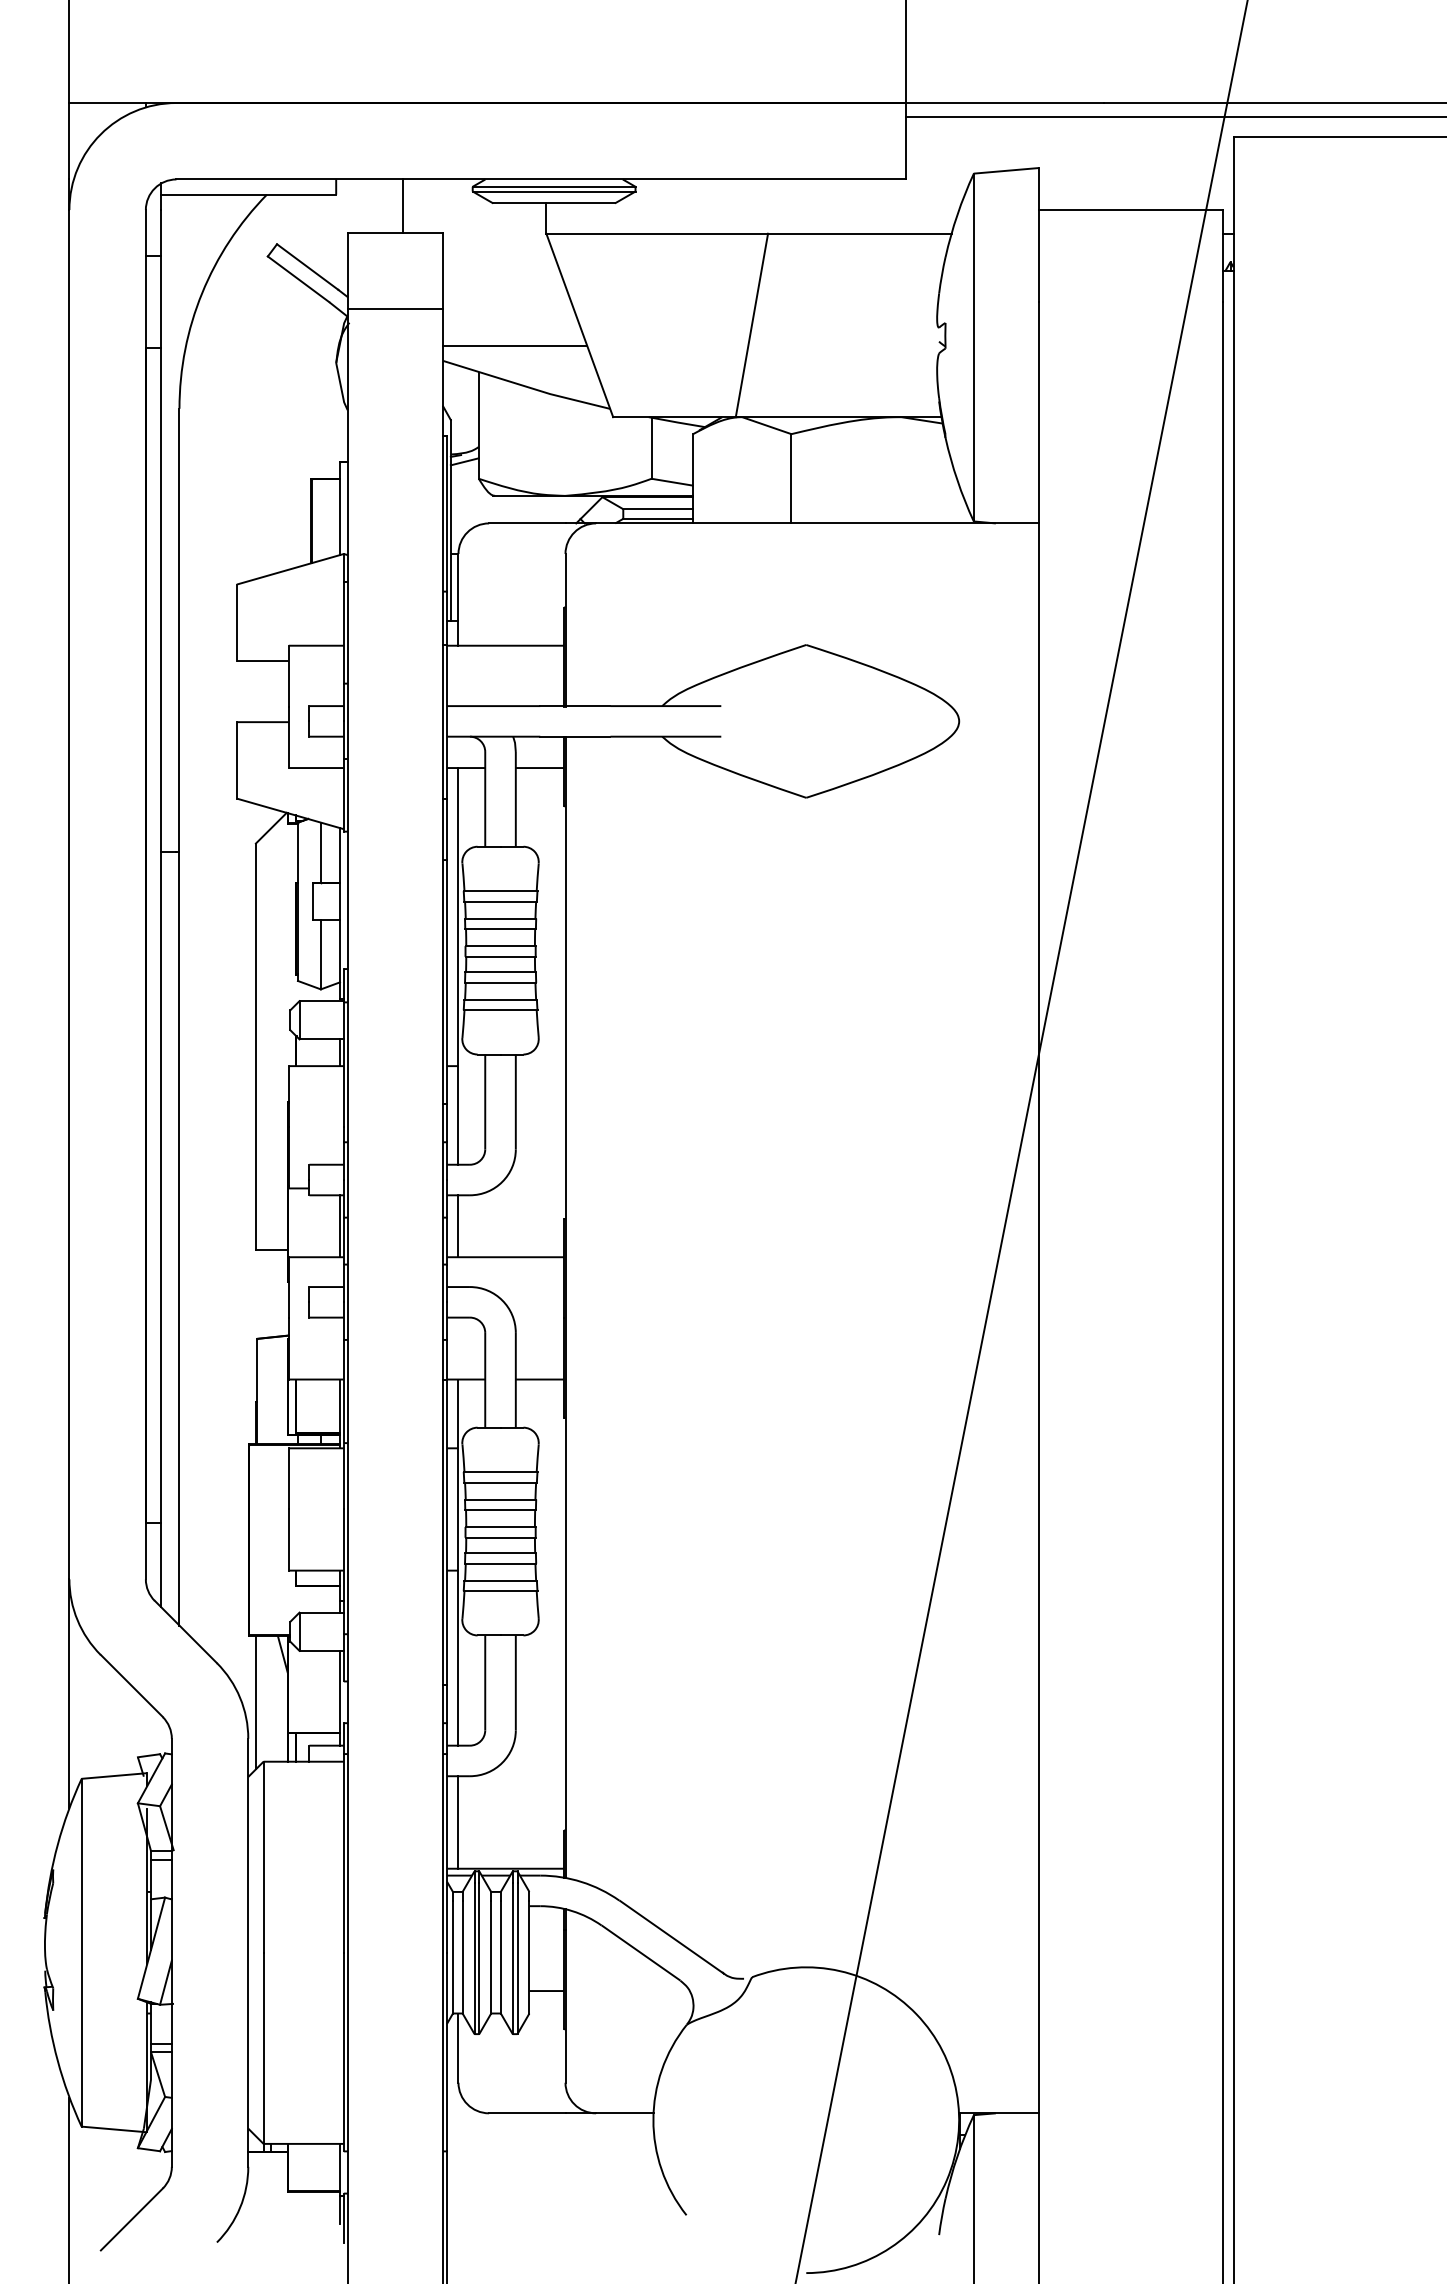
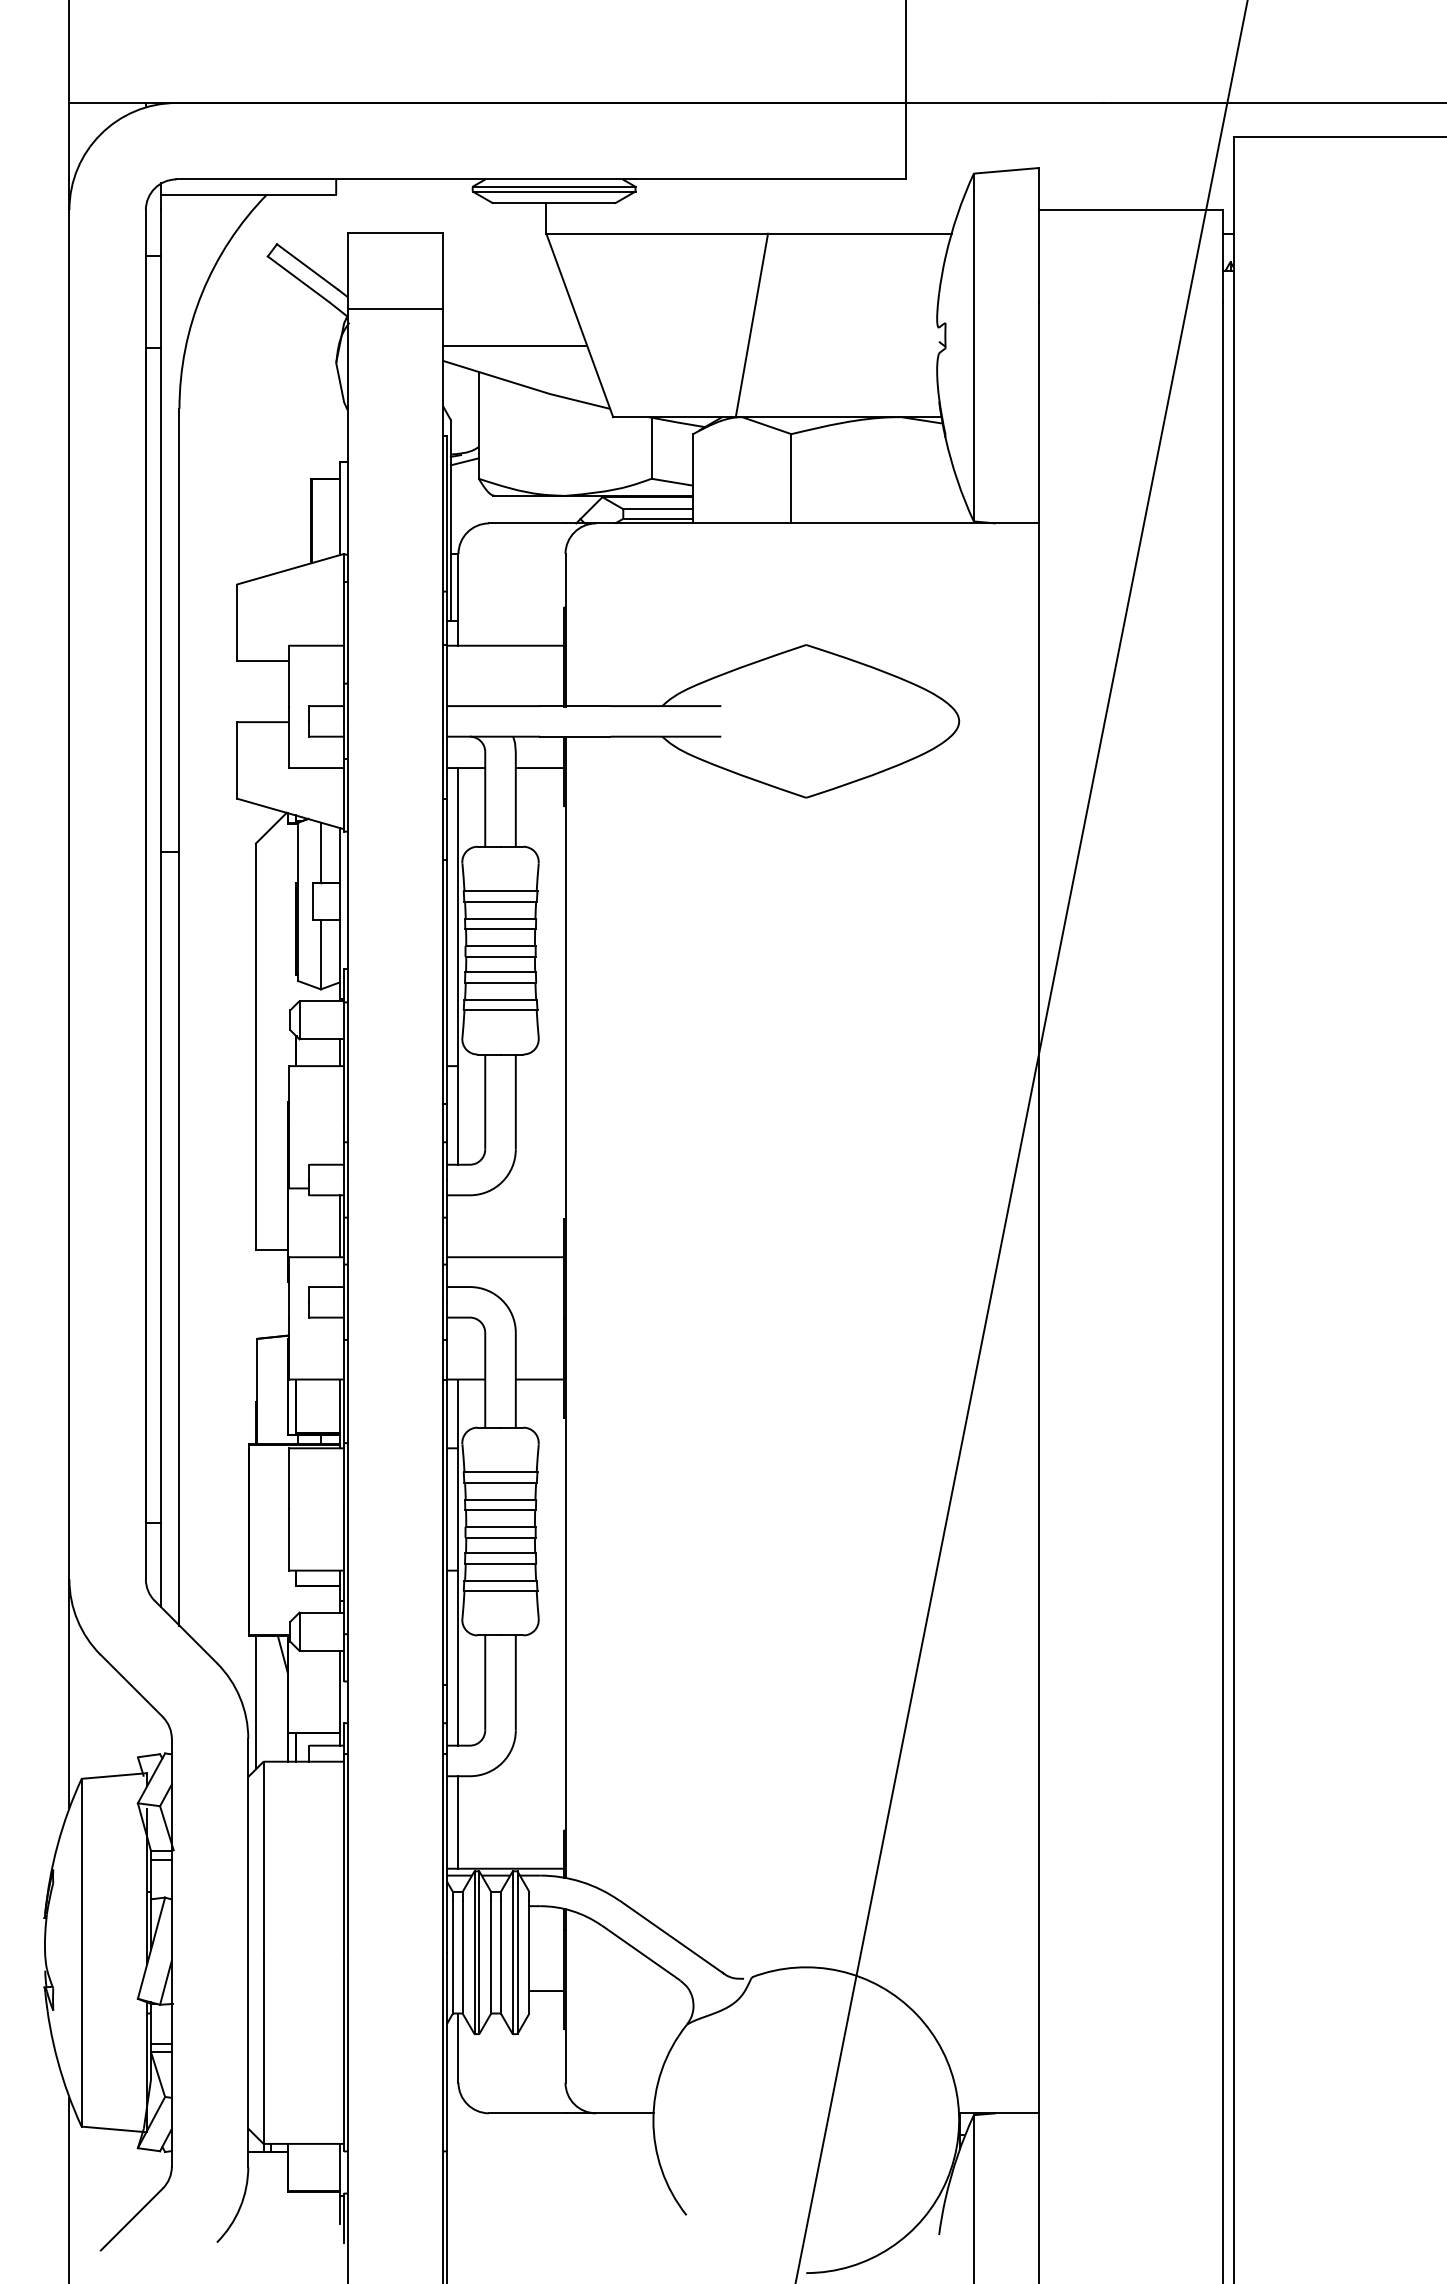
line: present -> none (1174, 116)
line: present -> none (402, 205)
line: present -> none (458, 1226)
